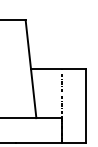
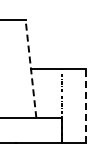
line: solid -> dashed (30, 68)
line: solid -> dashed (86, 105)
